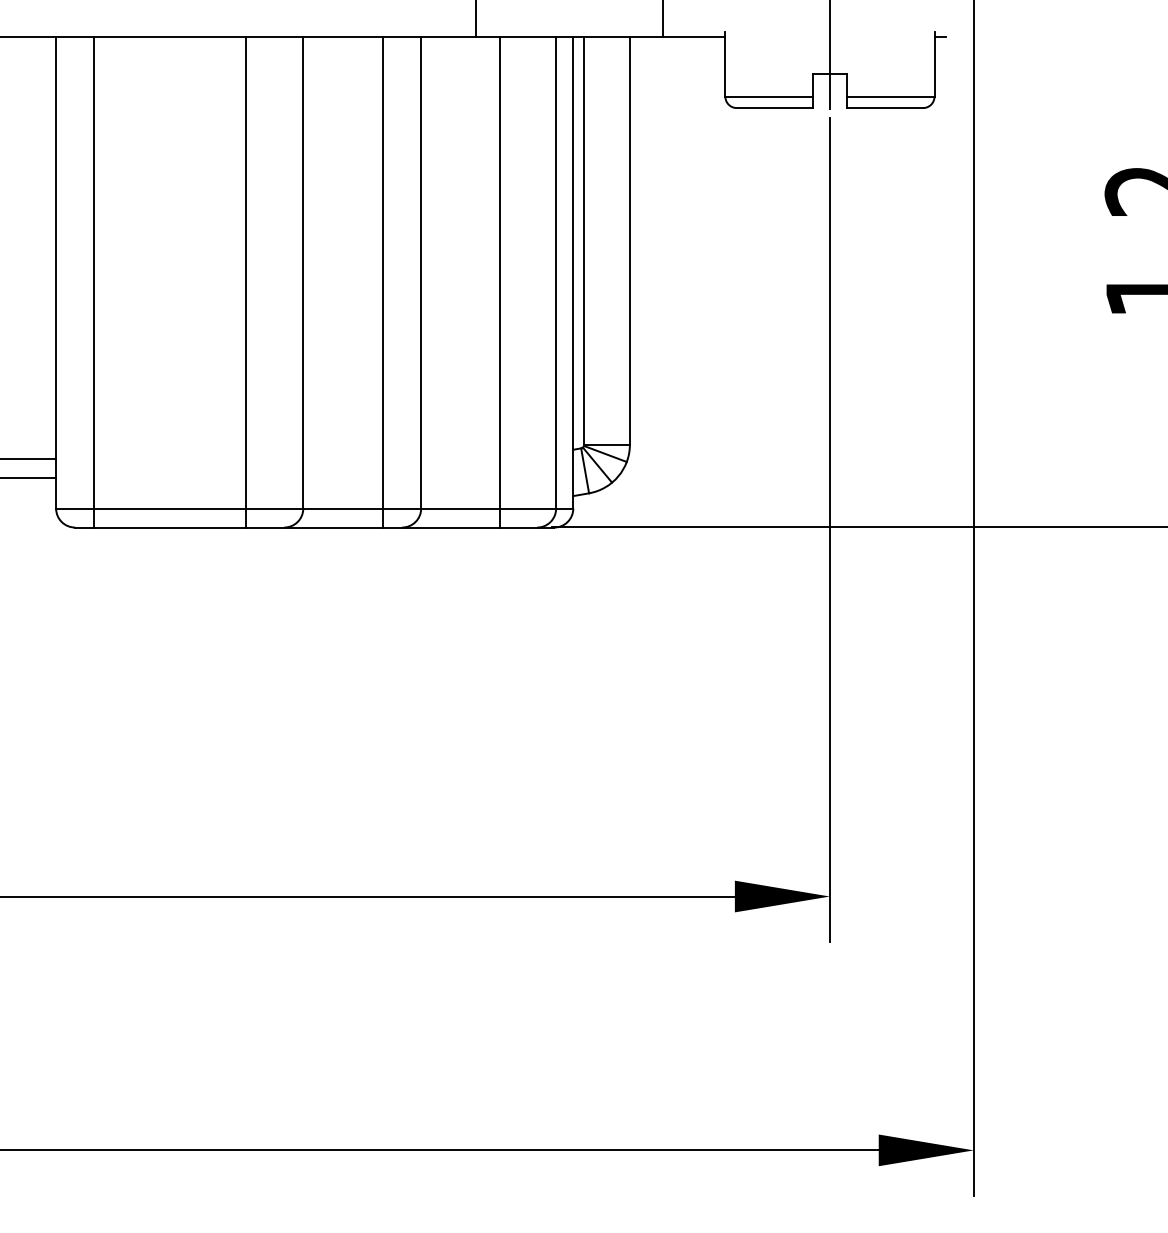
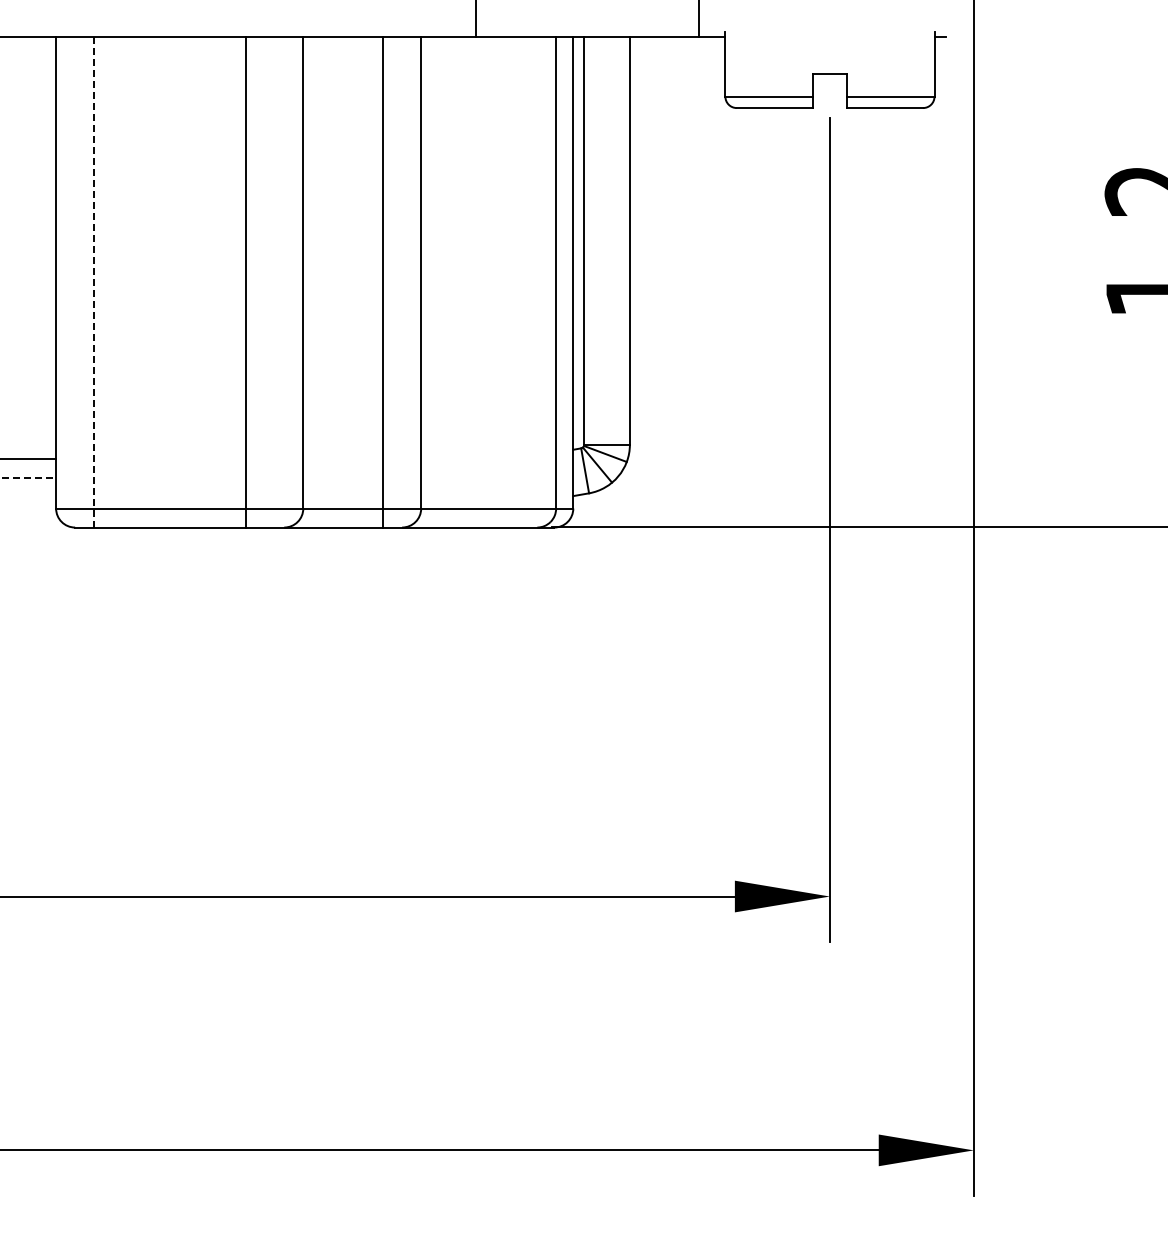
line position: (663, 19) -> (699, 19) (699, 19)
line: present -> none (829, 56)
line: solid -> dashed (94, 281)
line: present -> none (499, 281)
line: solid -> dashed (28, 478)
